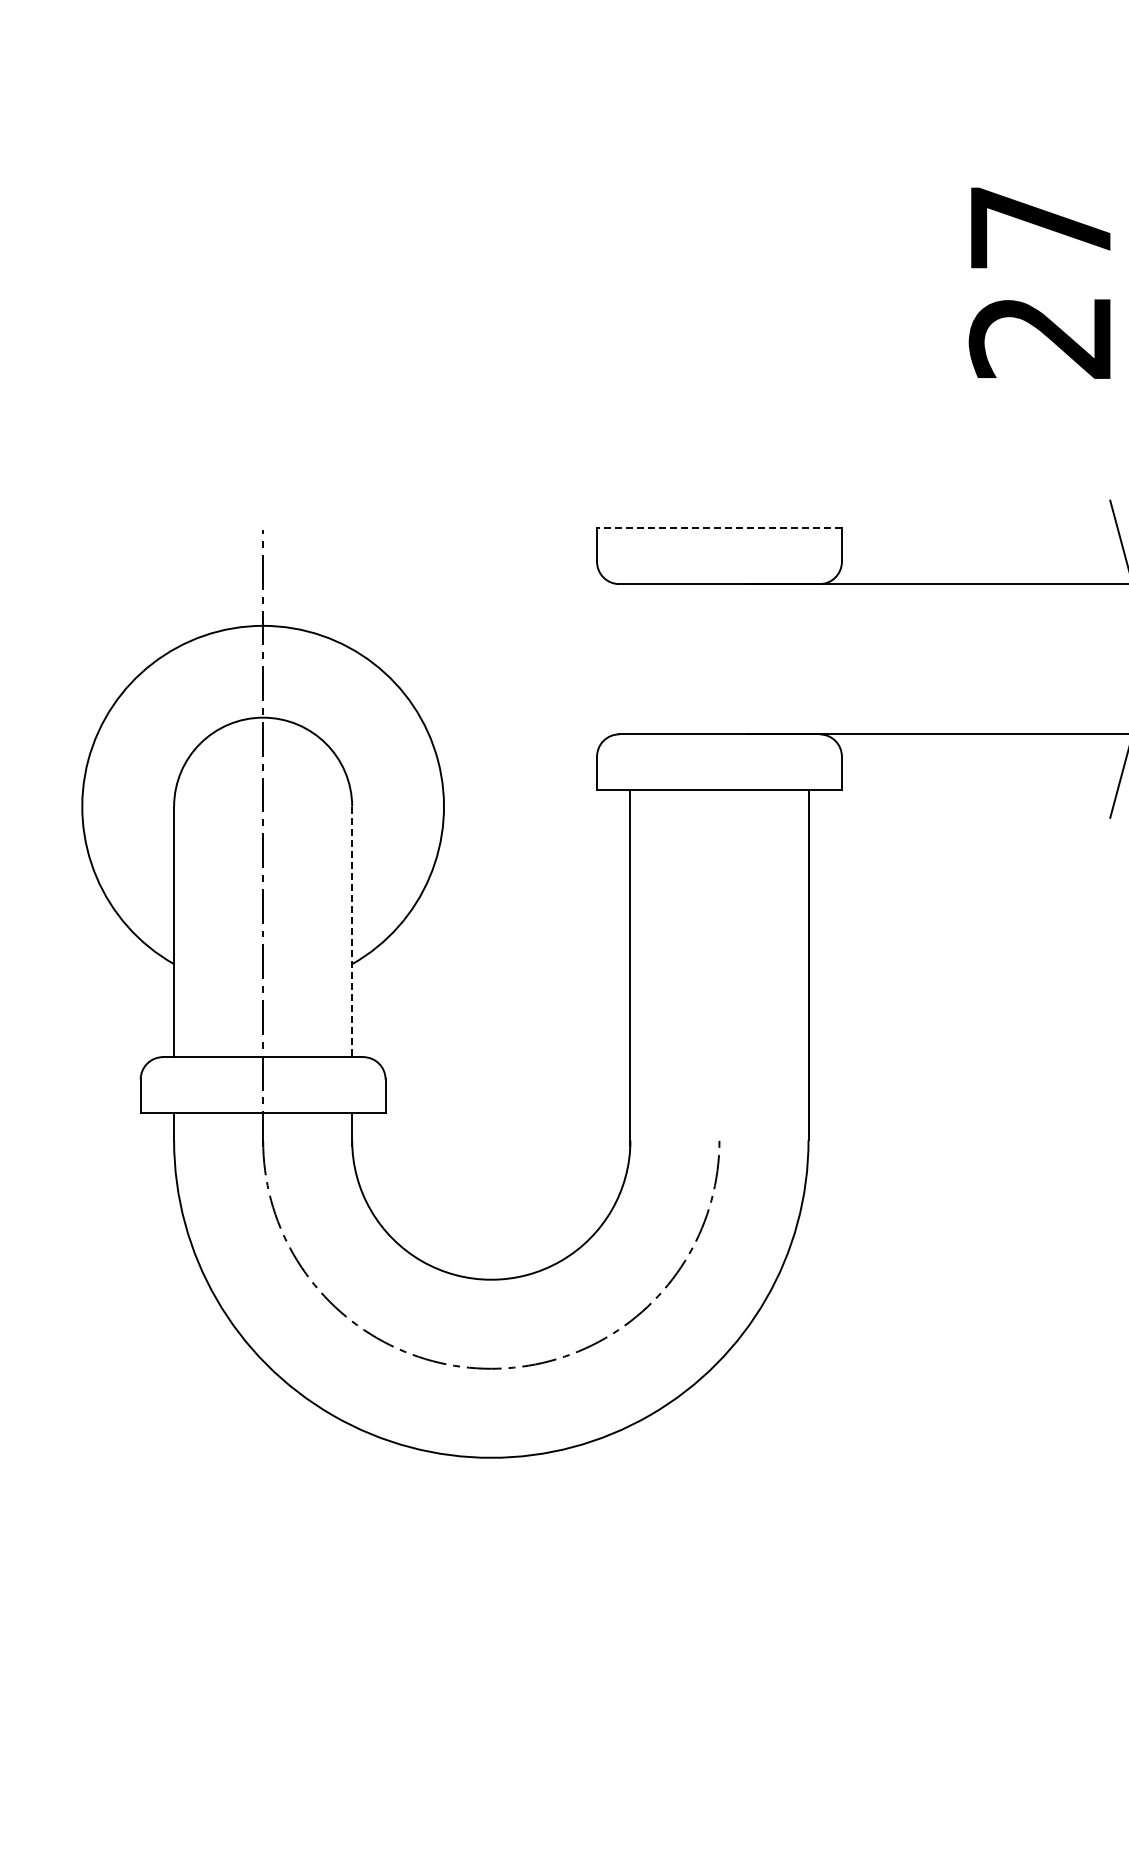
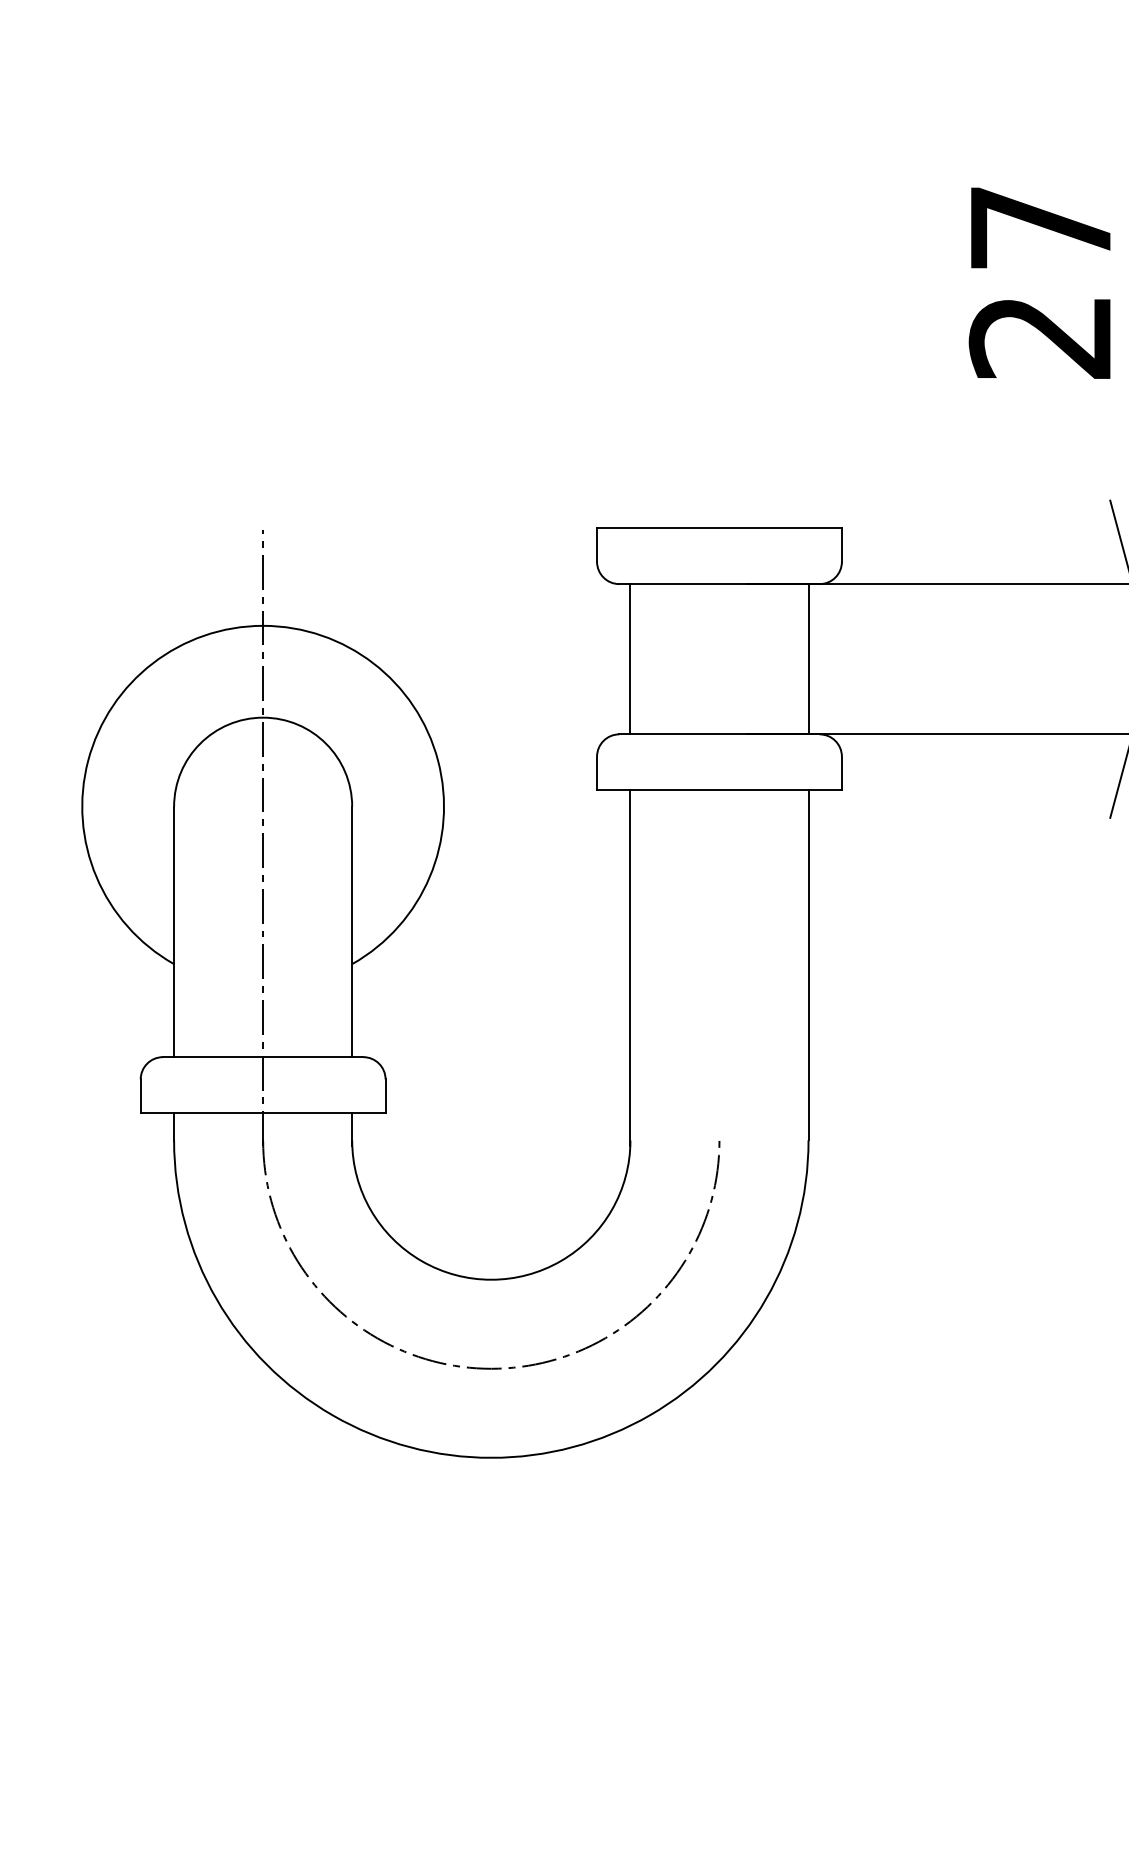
line: dashed -> solid (718, 528)
line: none -> present (630, 659)
line: none -> present (808, 659)
line: dashed -> solid (352, 932)
